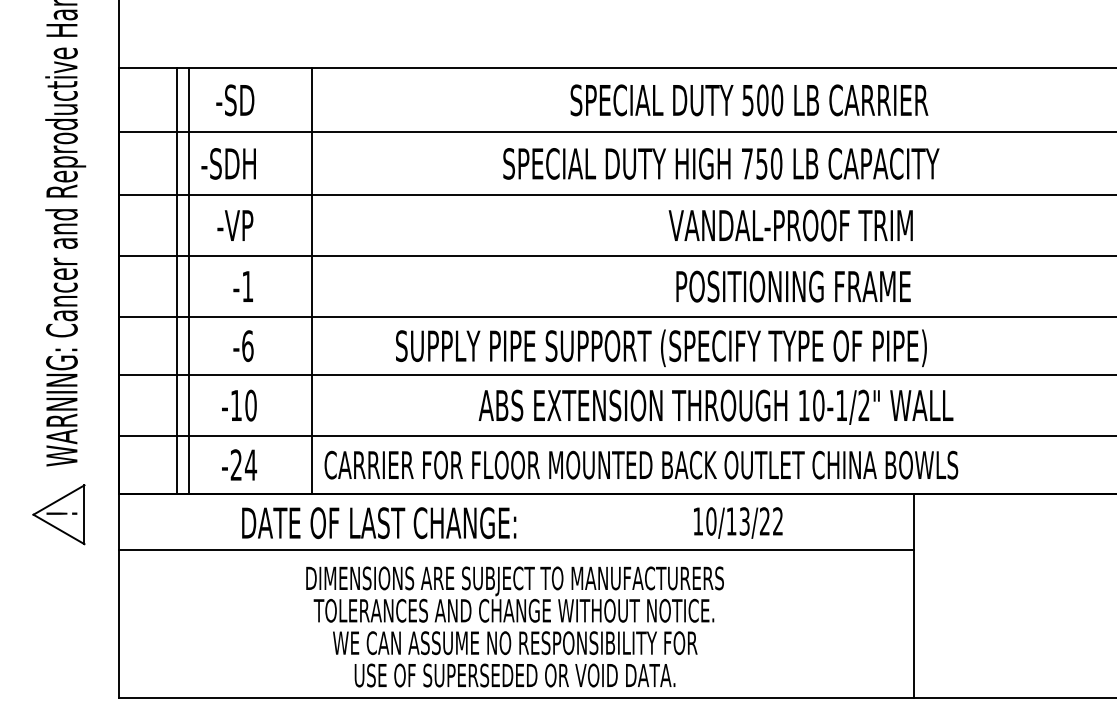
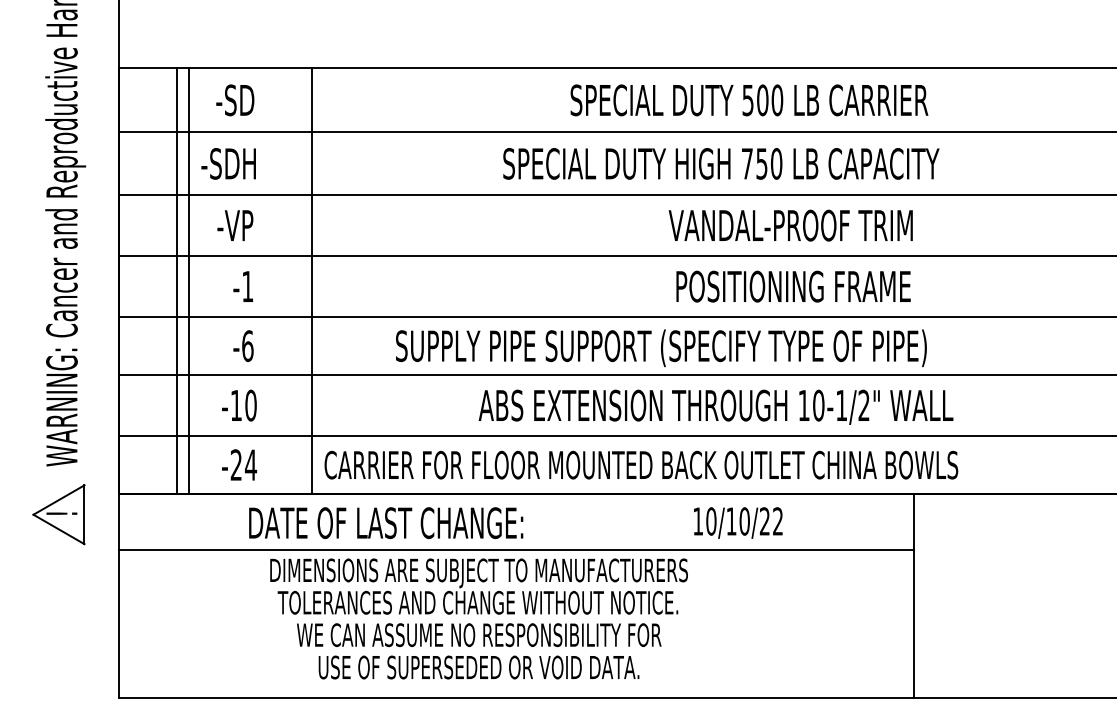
text: 10/13/22 -> 10/10/22 (744, 521)
text position: (379, 523) -> (386, 523) (386, 523)
text position: (514, 626) -> (478, 618) (478, 618)
